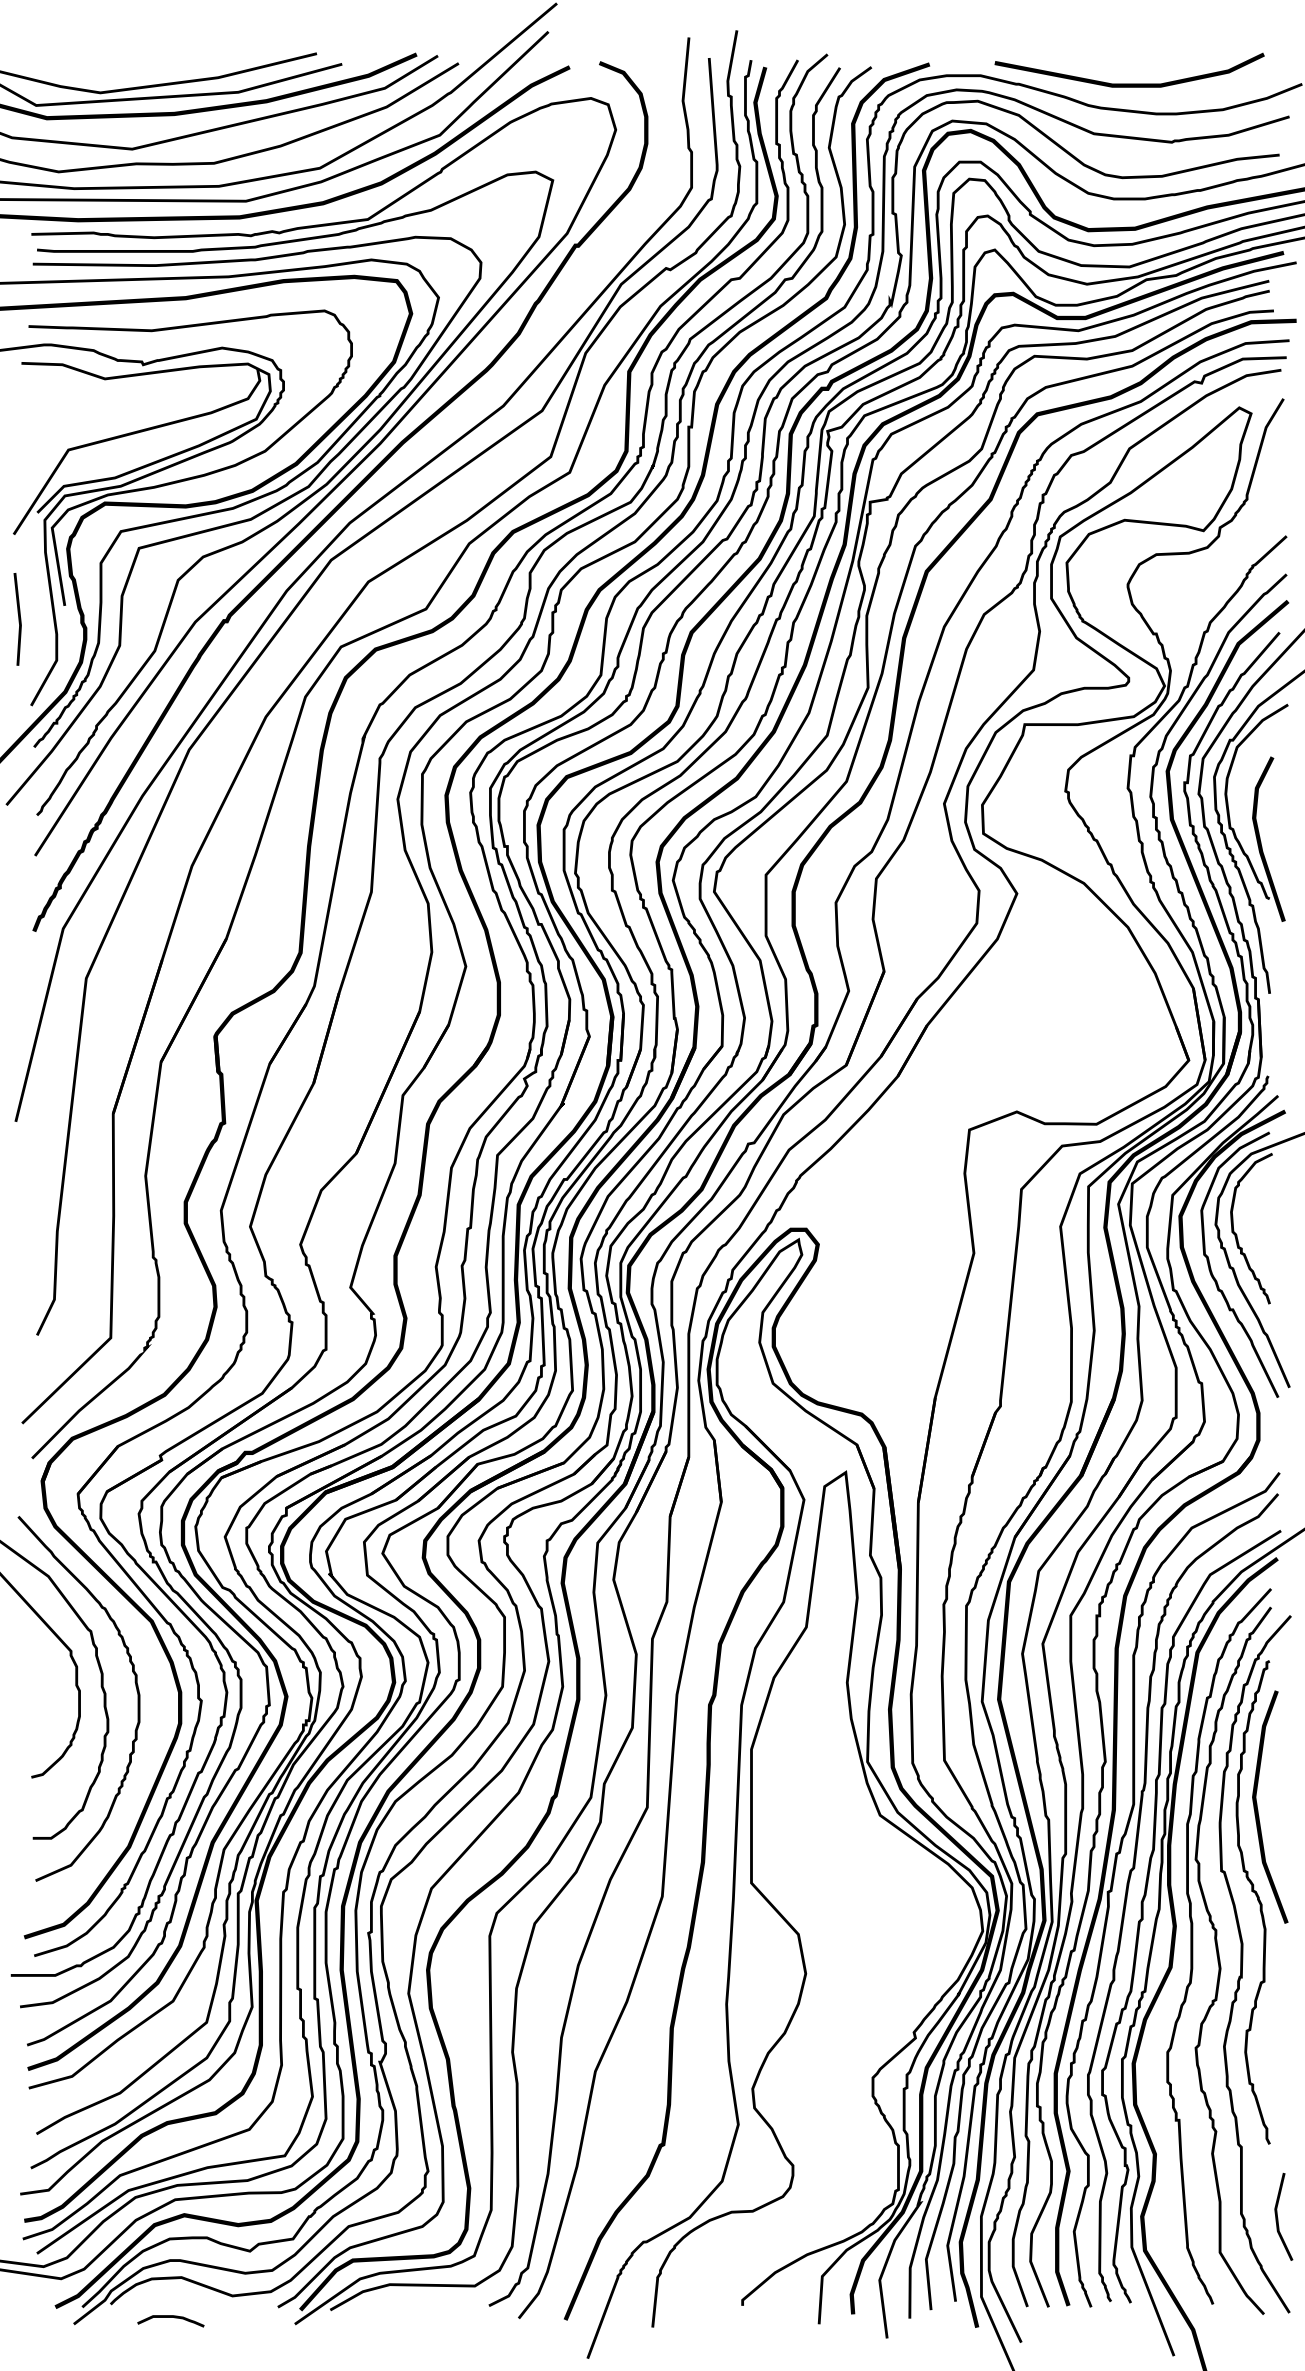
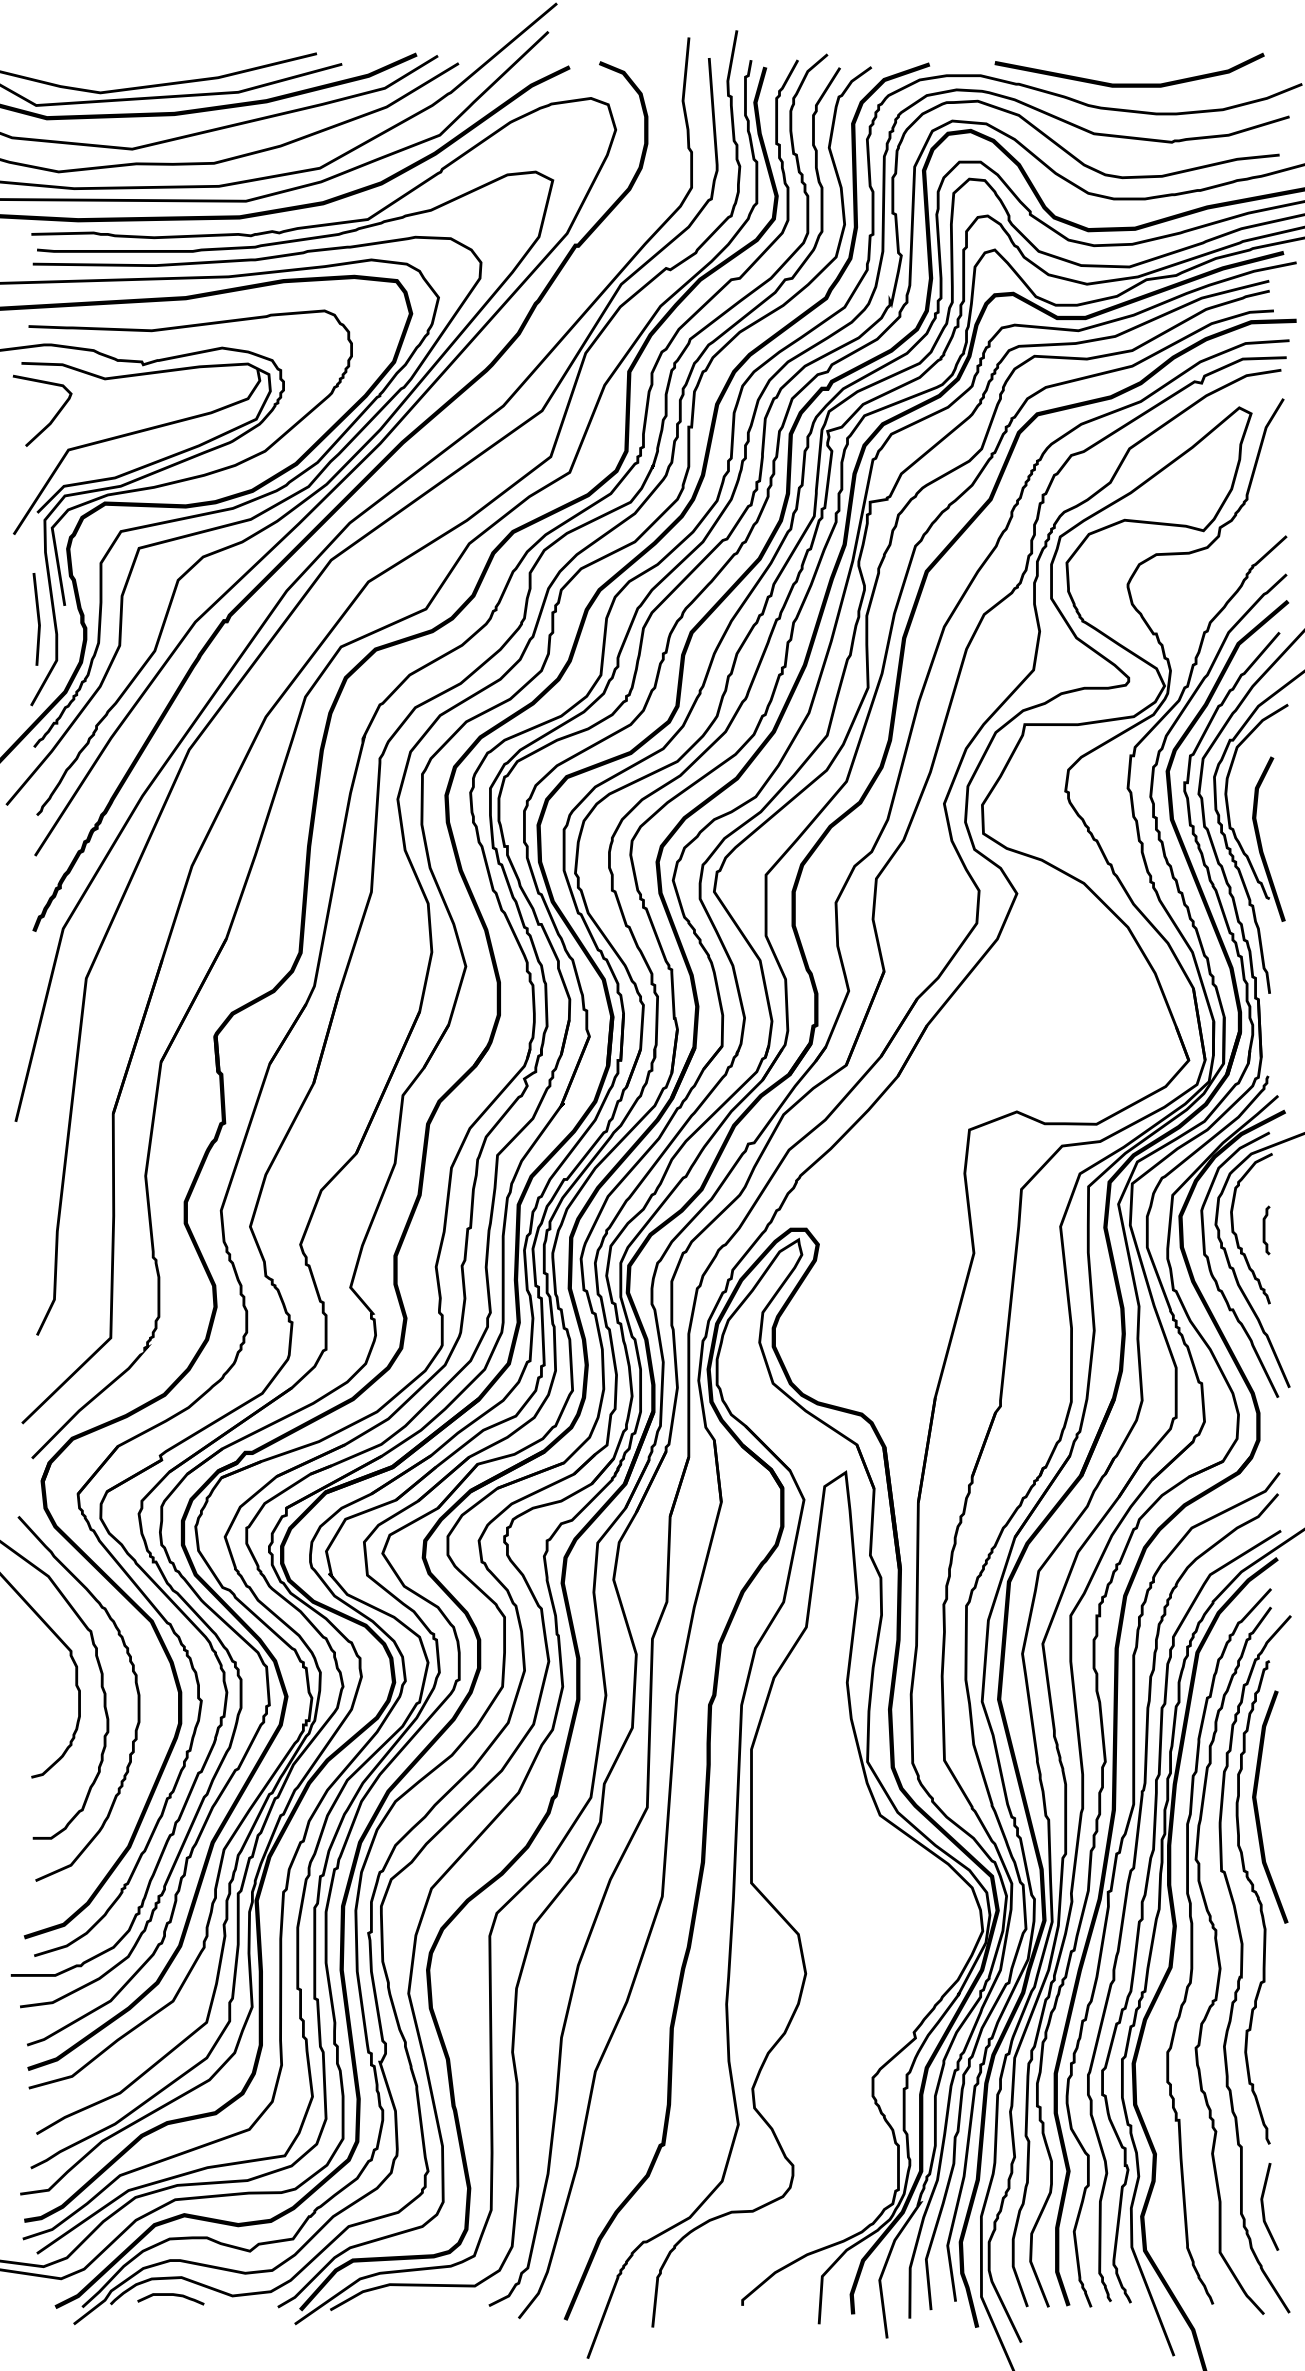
curve: none -> present (53, 416)
line position: (18, 619) -> (37, 619) (37, 619)
curve: none -> present (1265, 1230)
line position: (1278, 2217) -> (1264, 2207) (1264, 2207)
curve position: (170, 2317) -> (170, 2295) (170, 2295)
